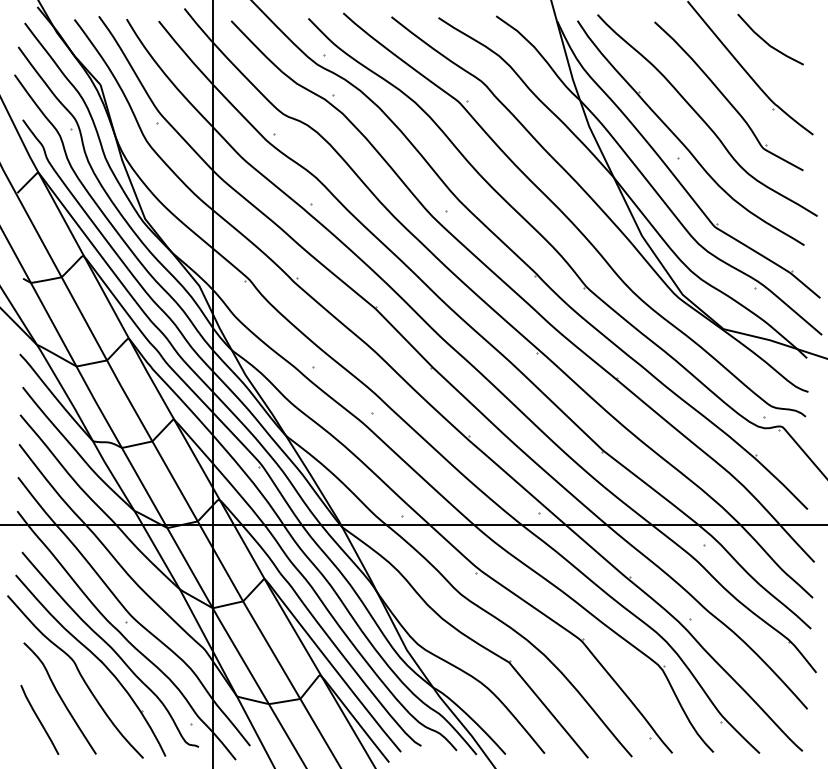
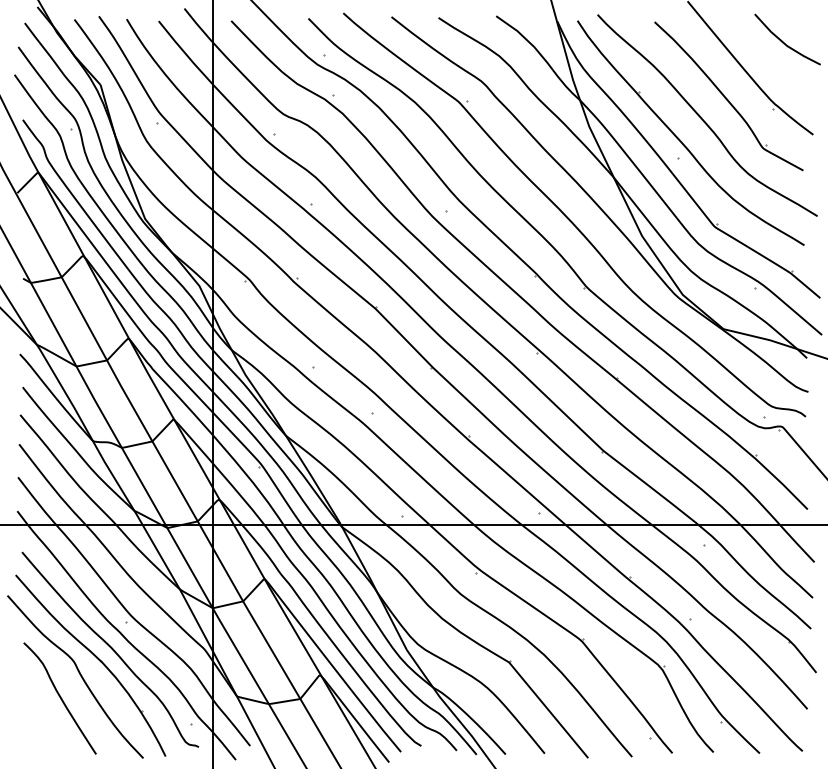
line position: (767, 42) -> (784, 42) (784, 42)
curve: present -> none (39, 719)
